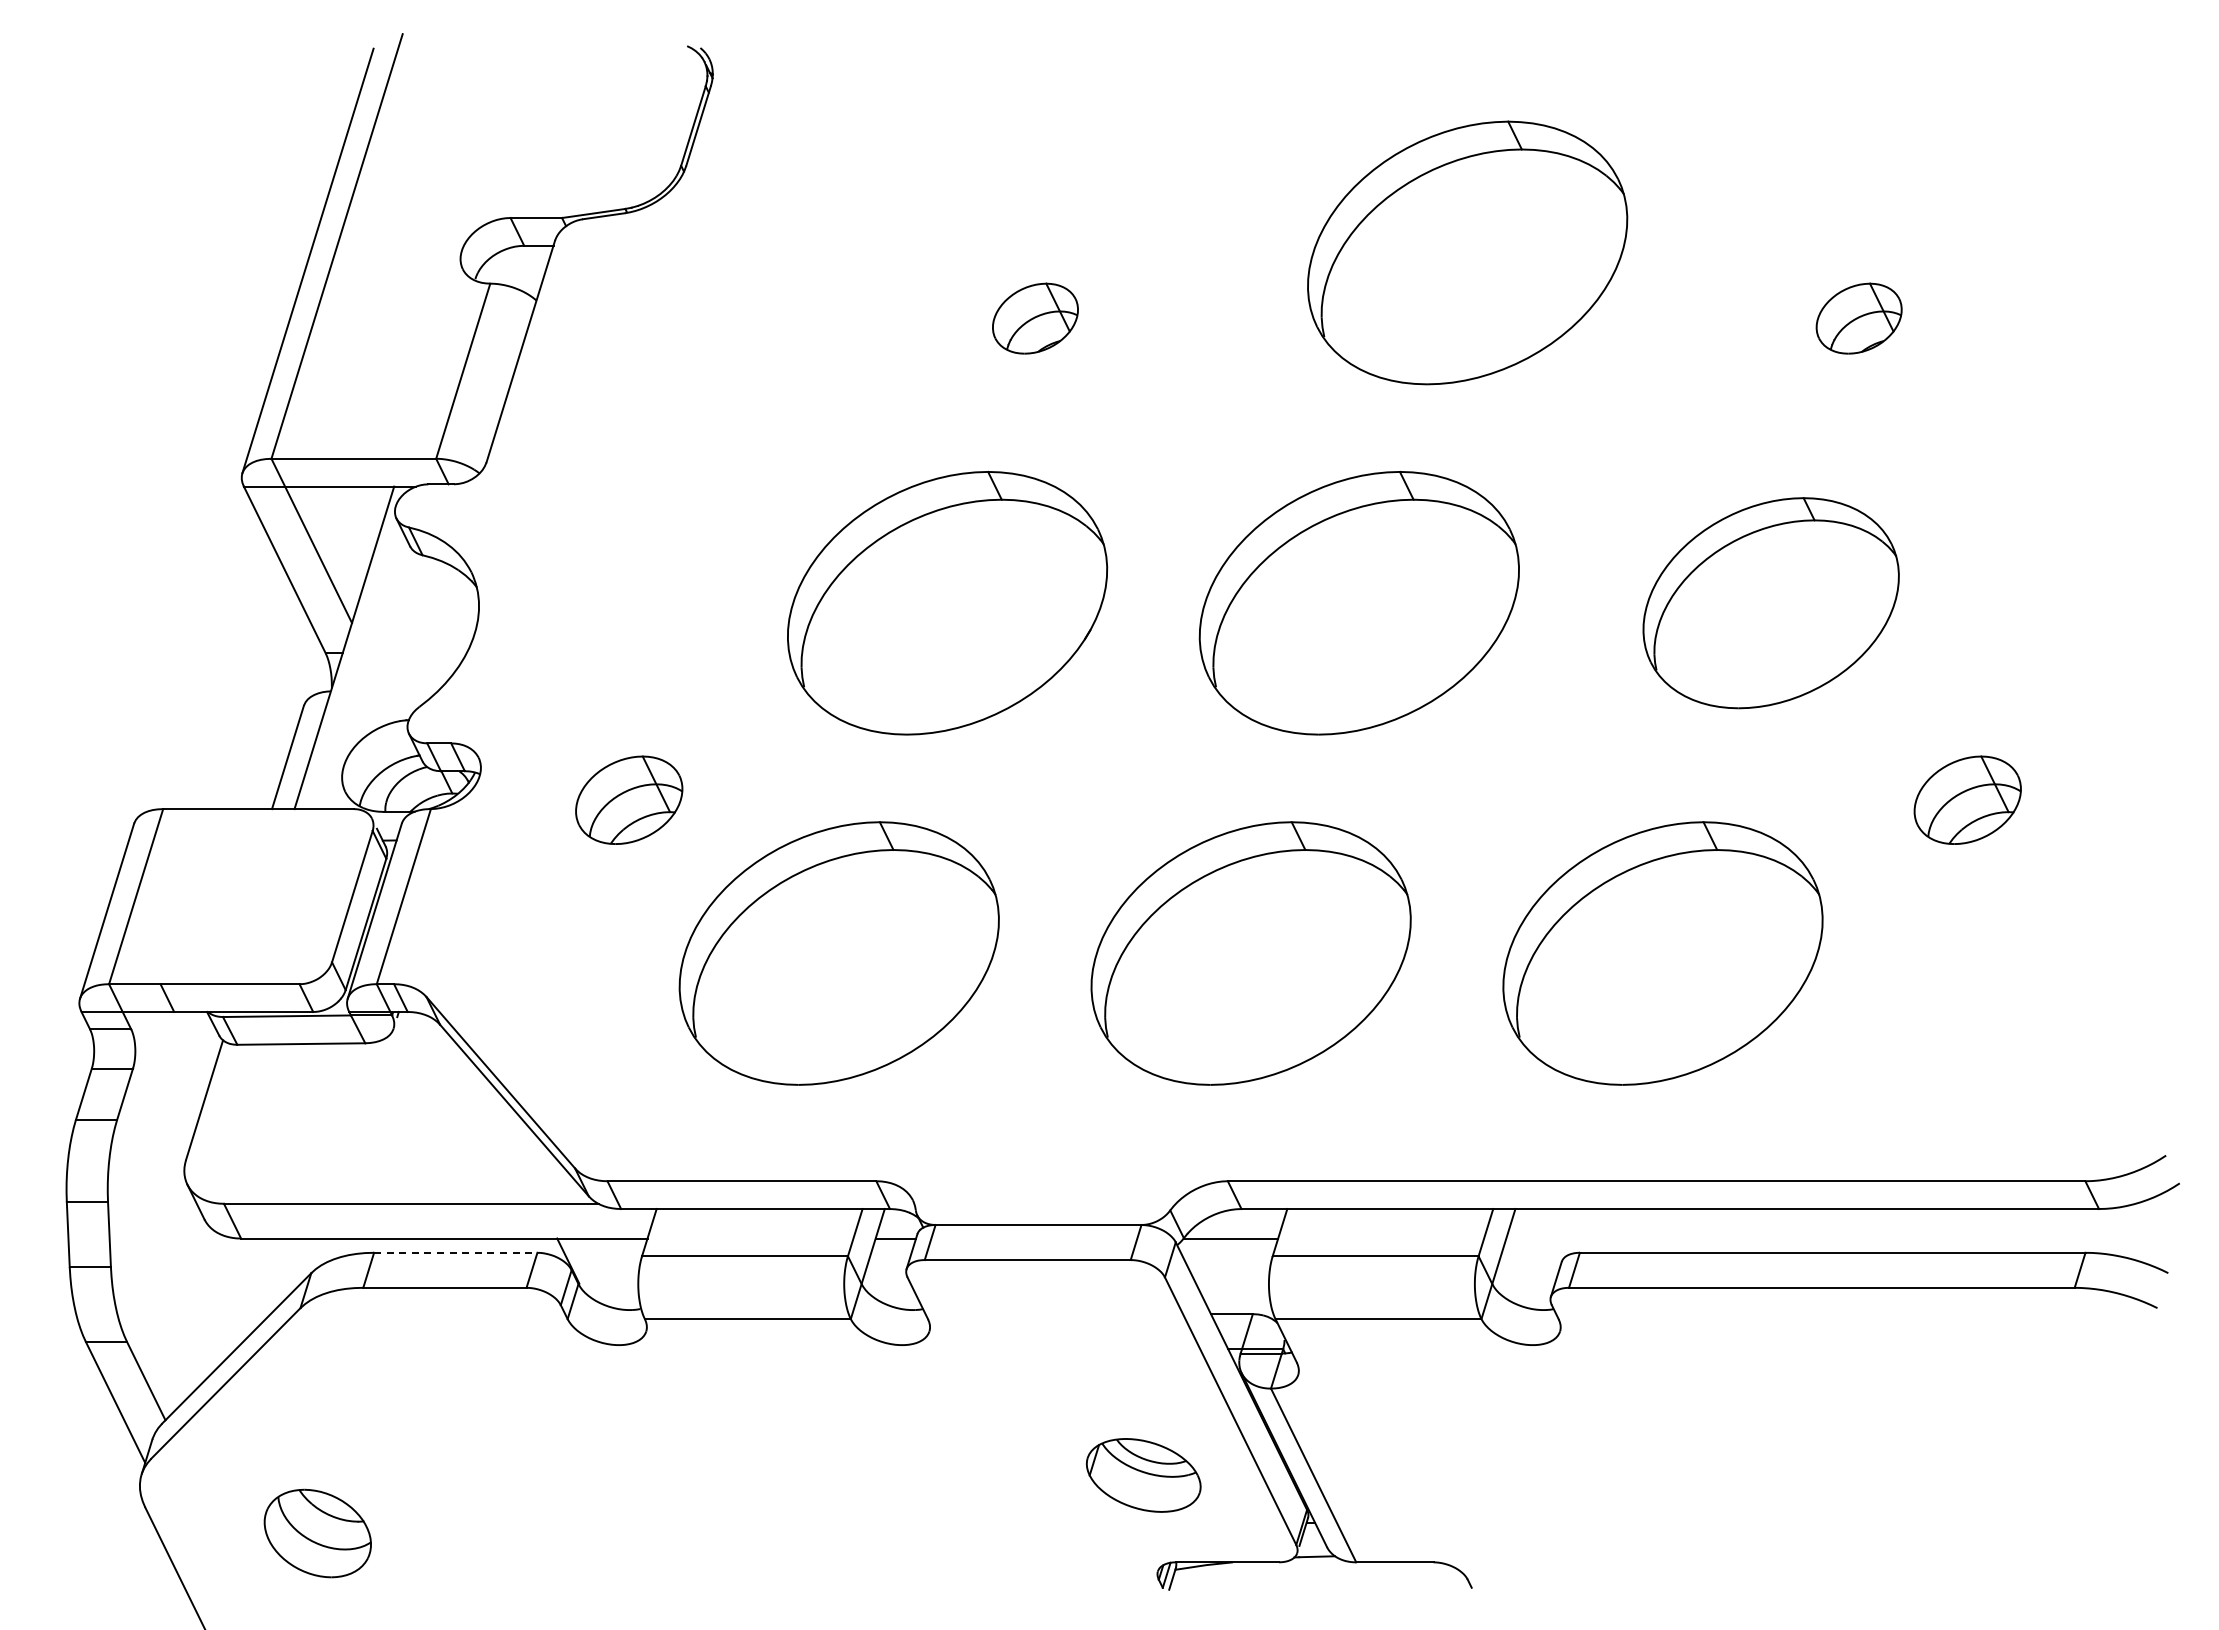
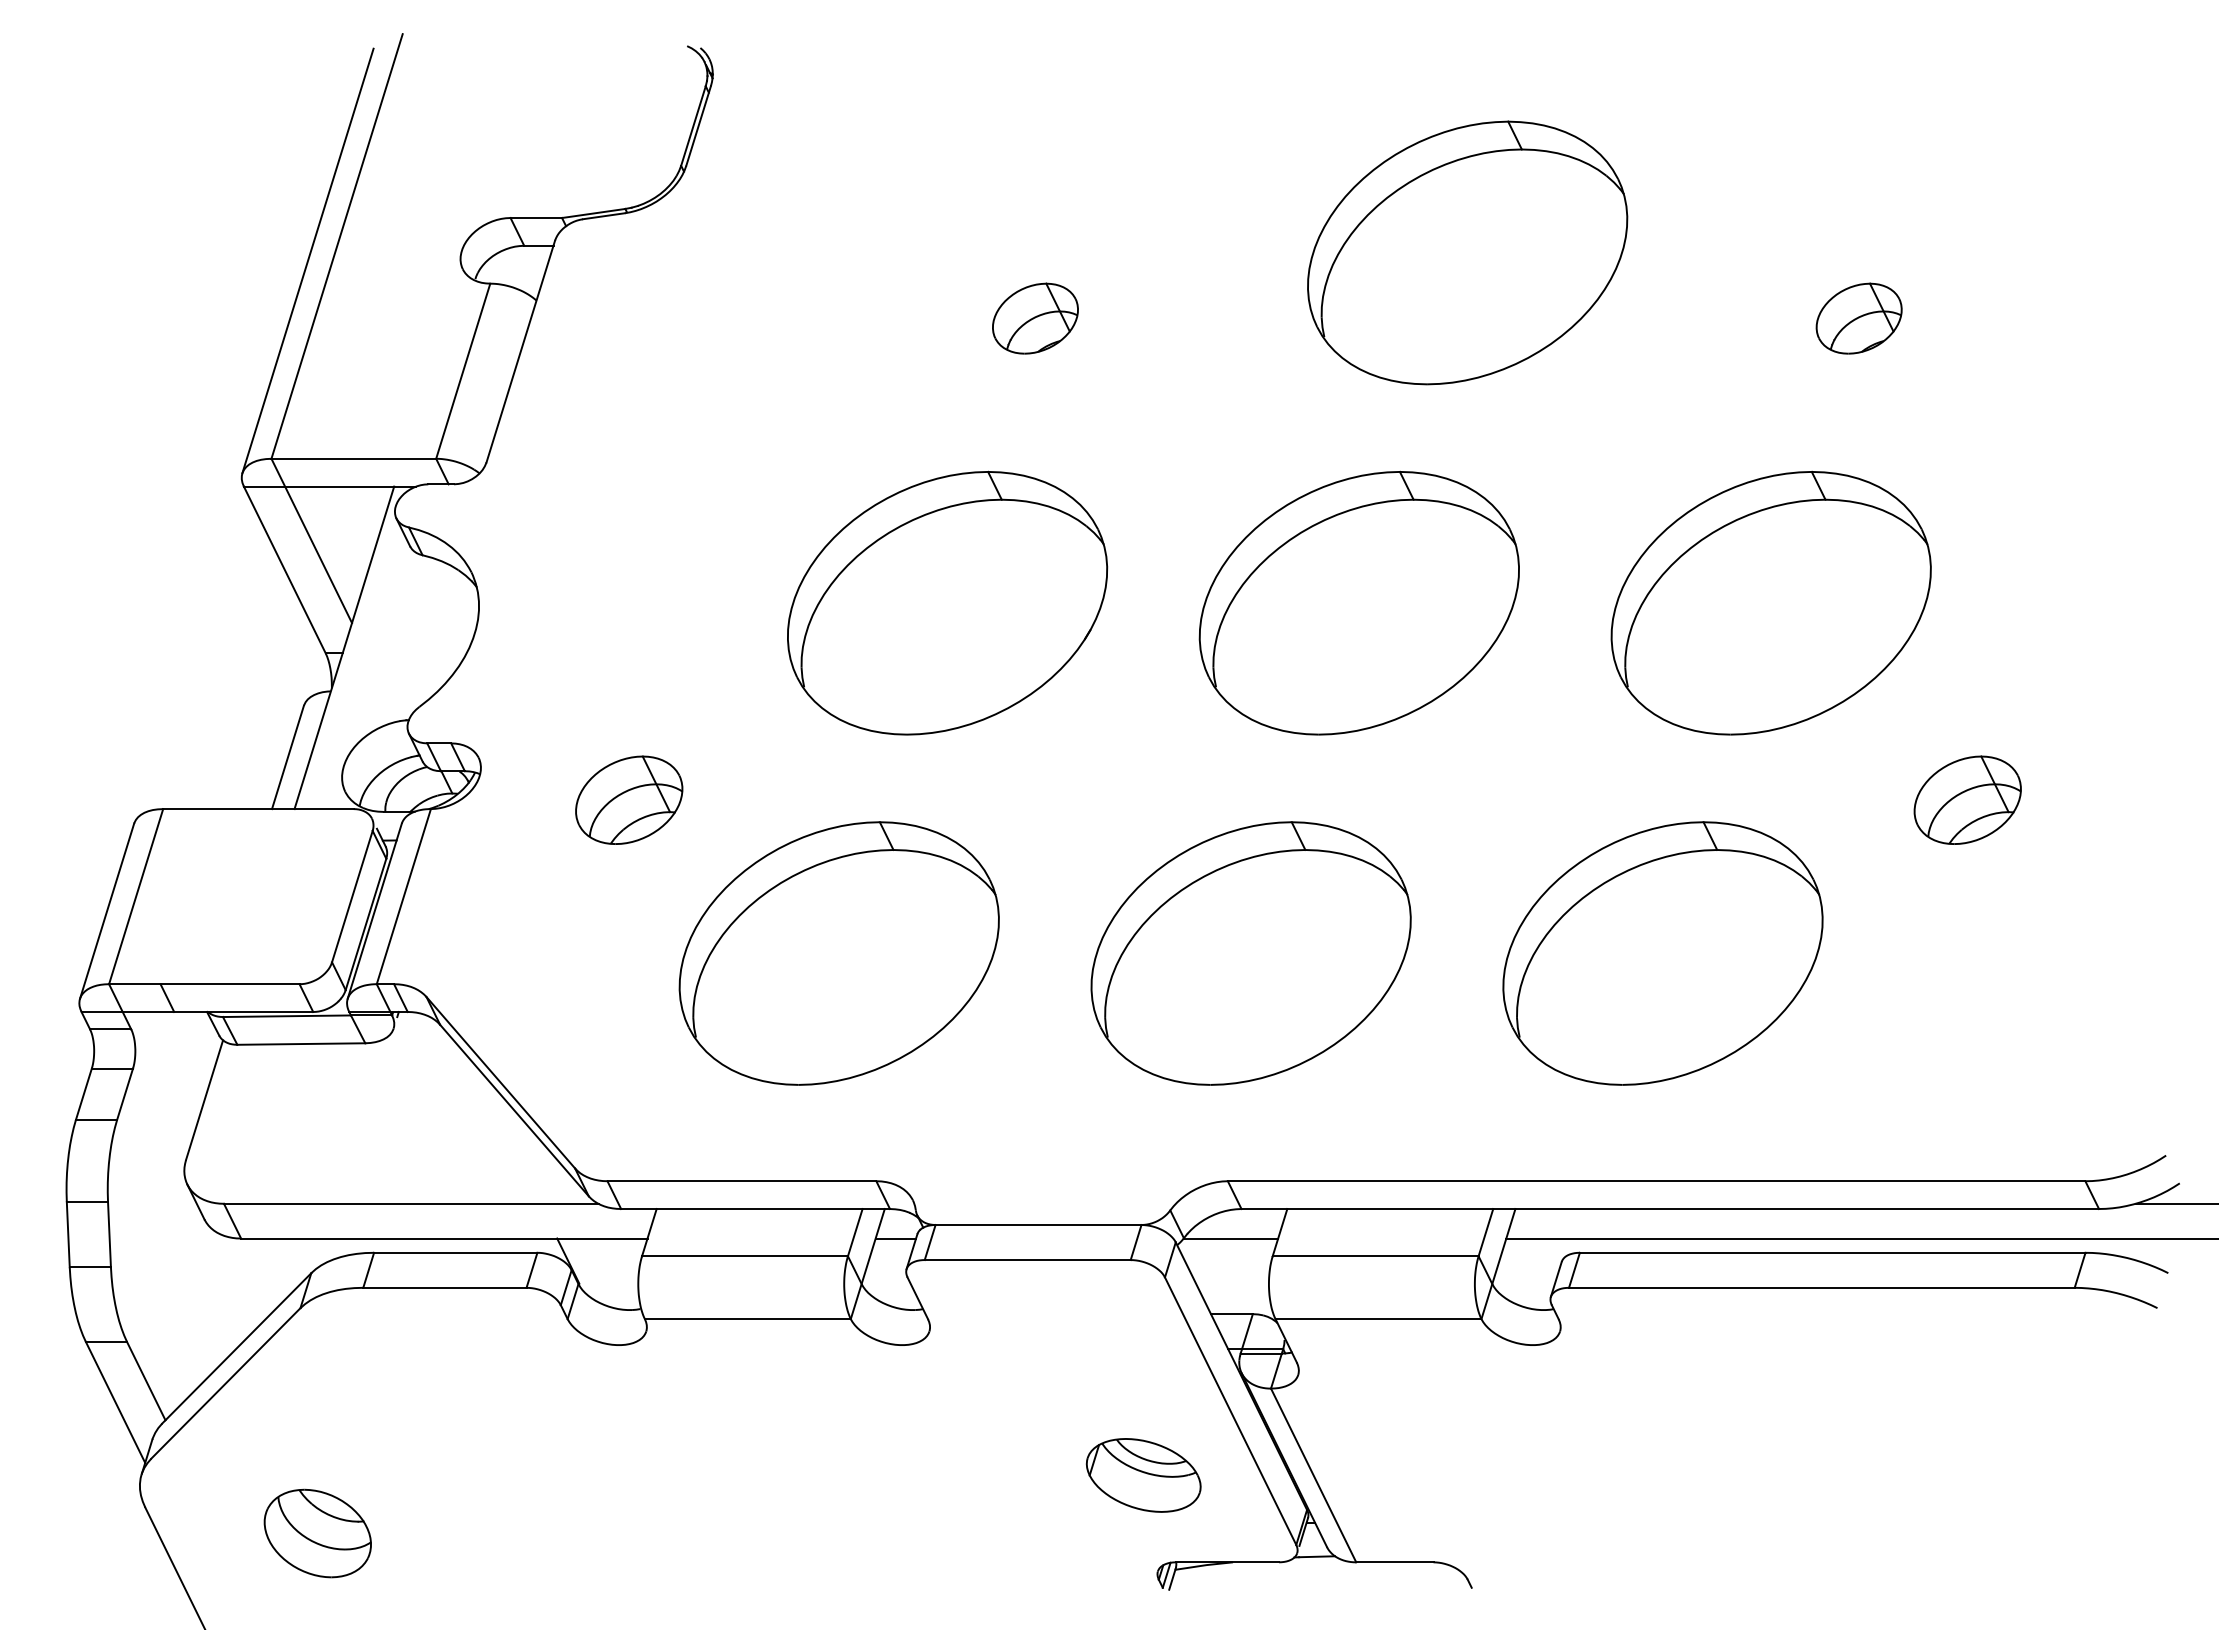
part size: 258x213 px -> 322x266 px (1770, 602)
line: none -> present (2175, 1203)
line: none -> present (1860, 1238)
line: dashed -> solid (455, 1252)
